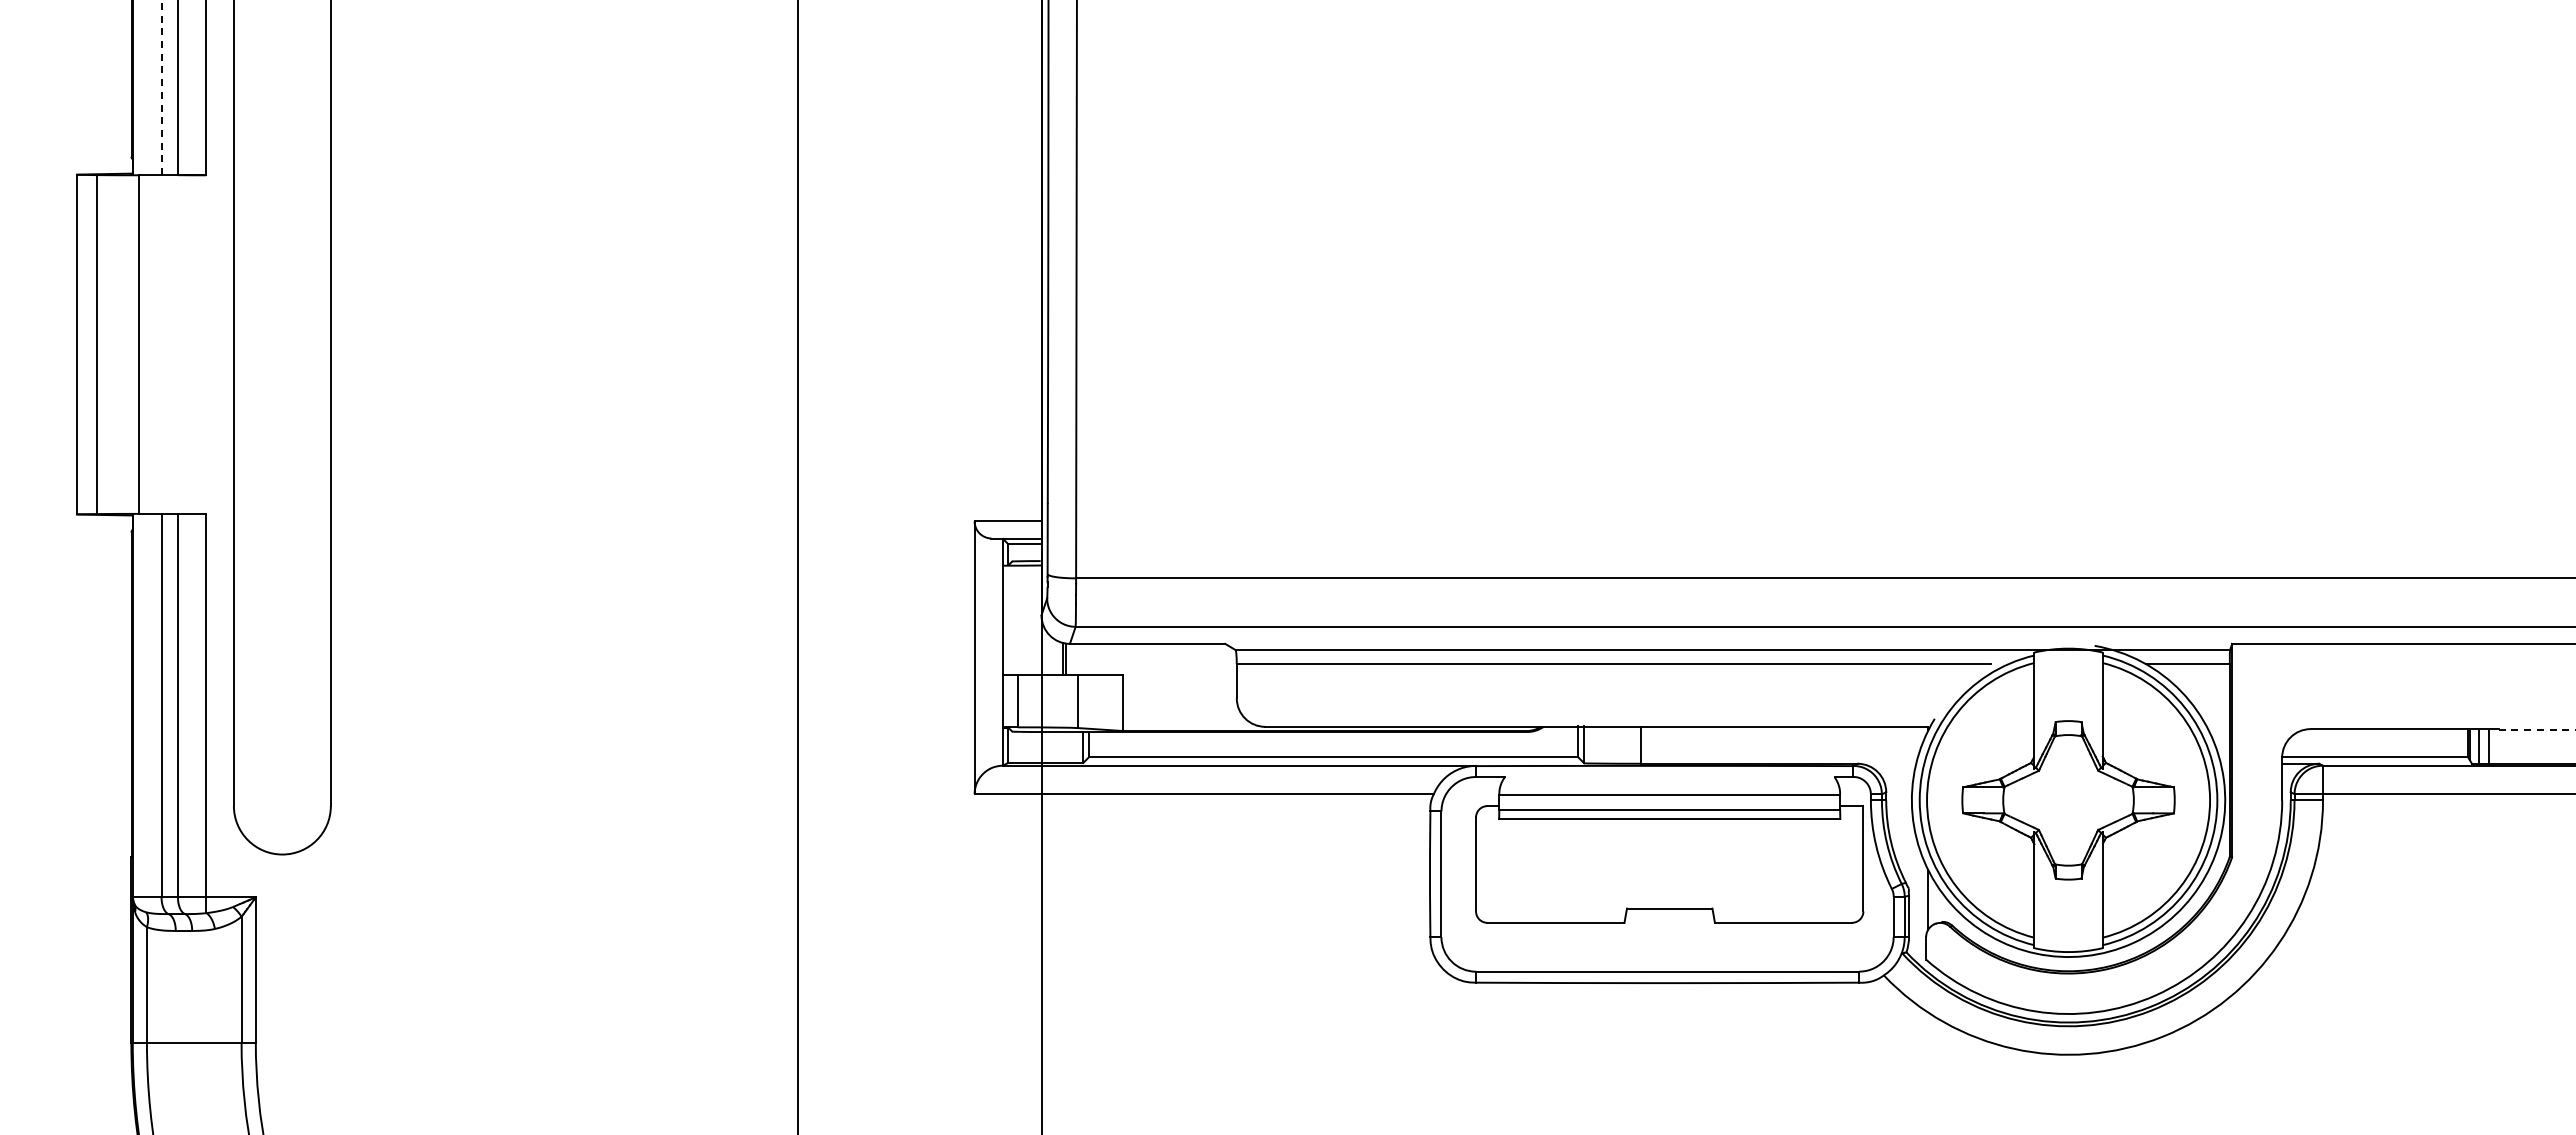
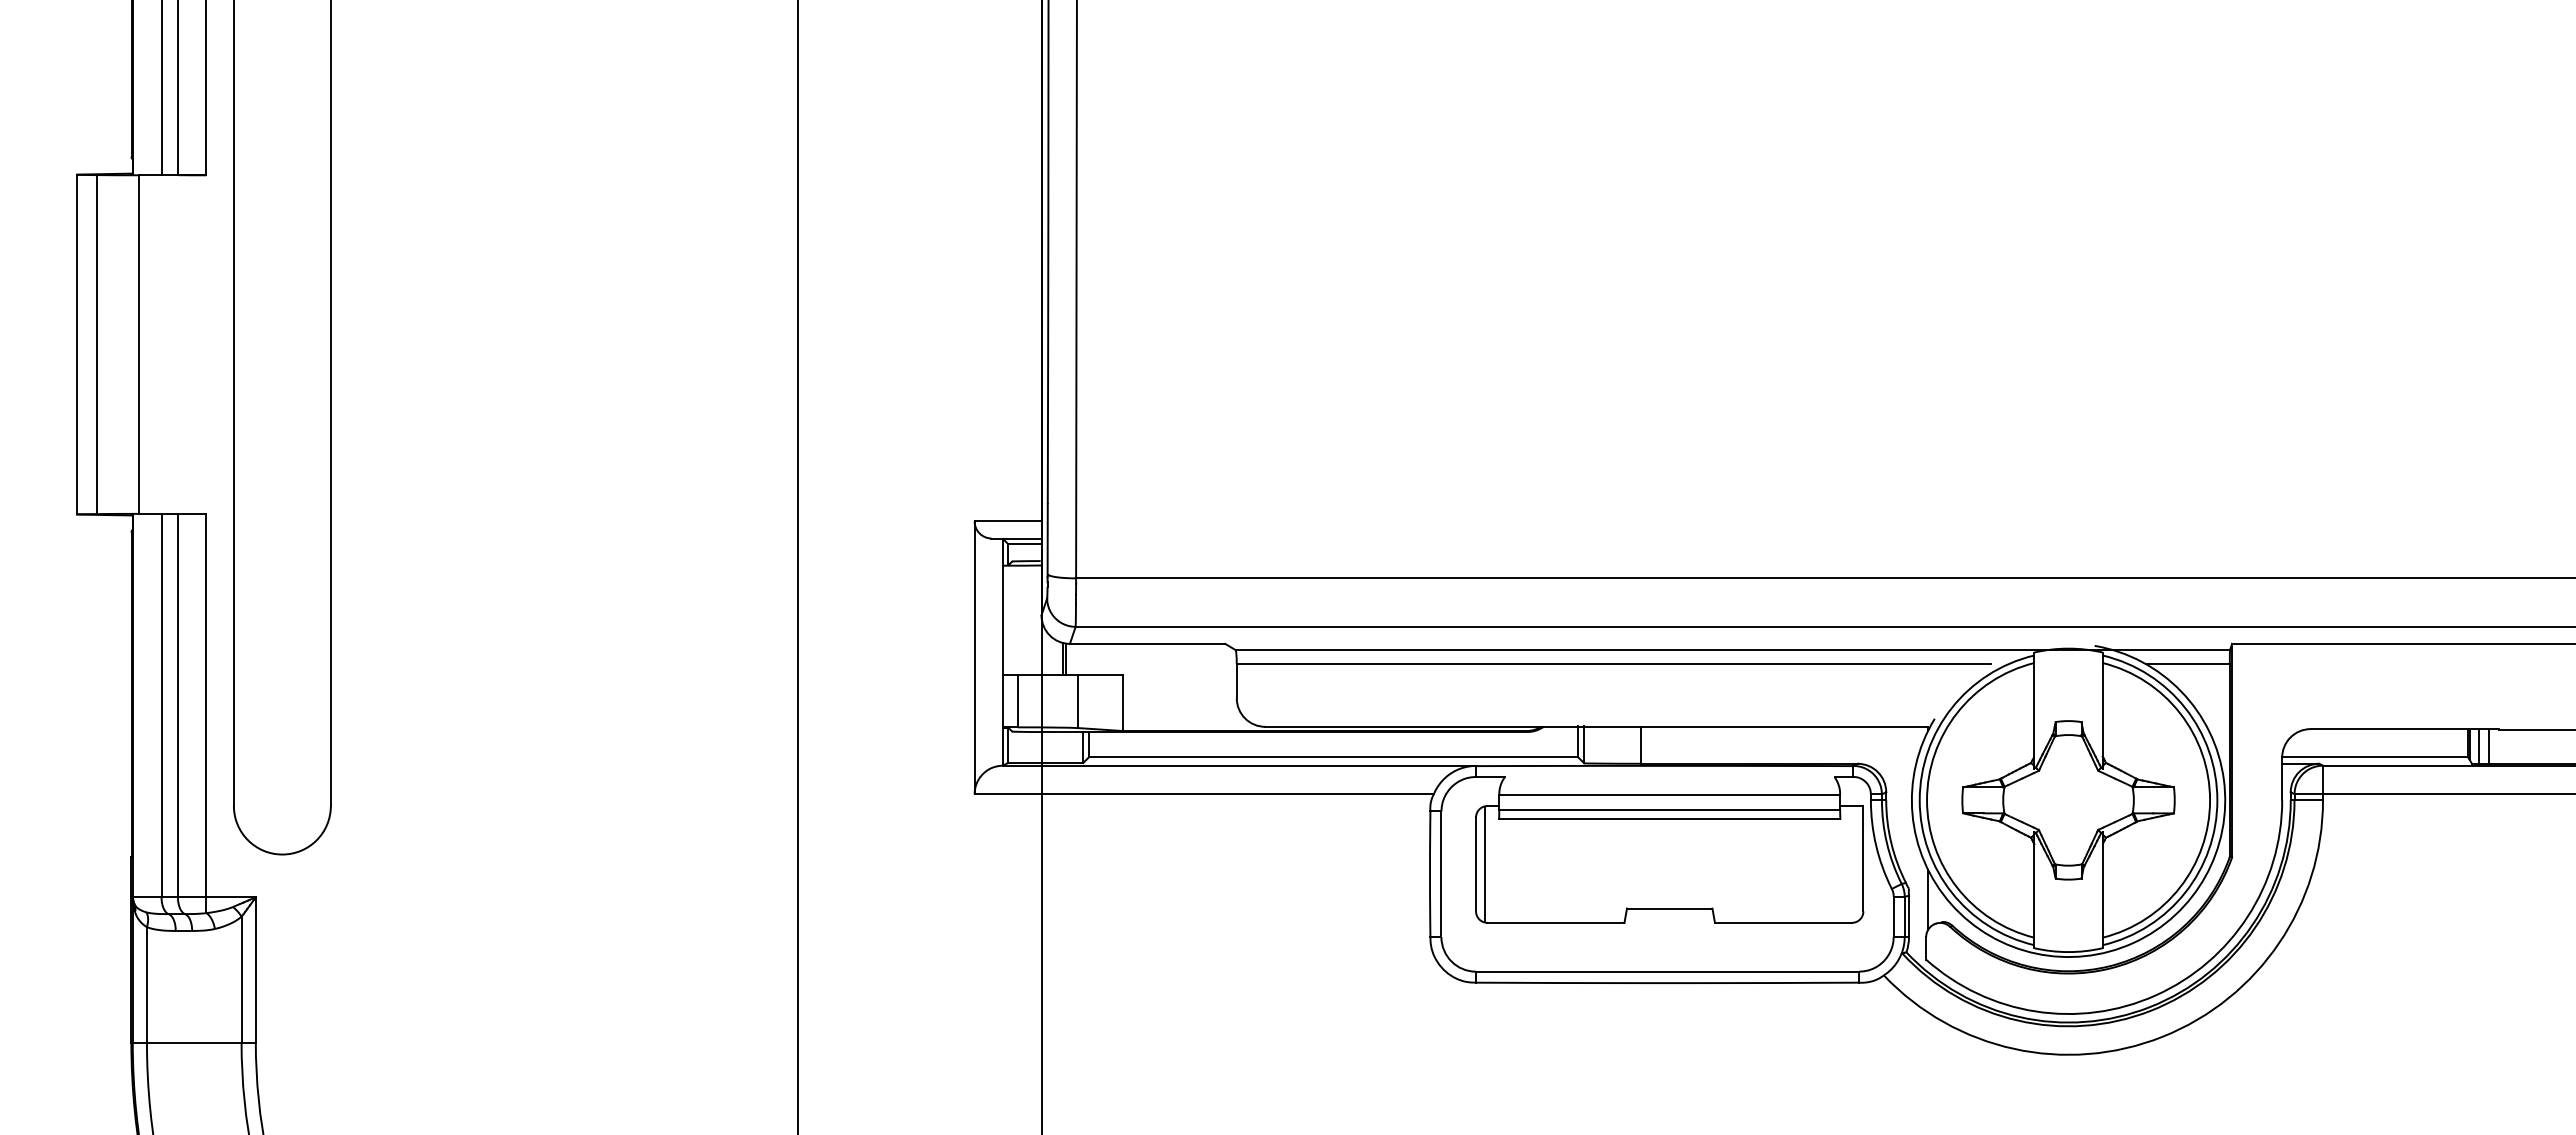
line: dashed -> solid (161, 87)
line: dashed -> solid (2537, 729)
line: none -> present (1484, 864)
